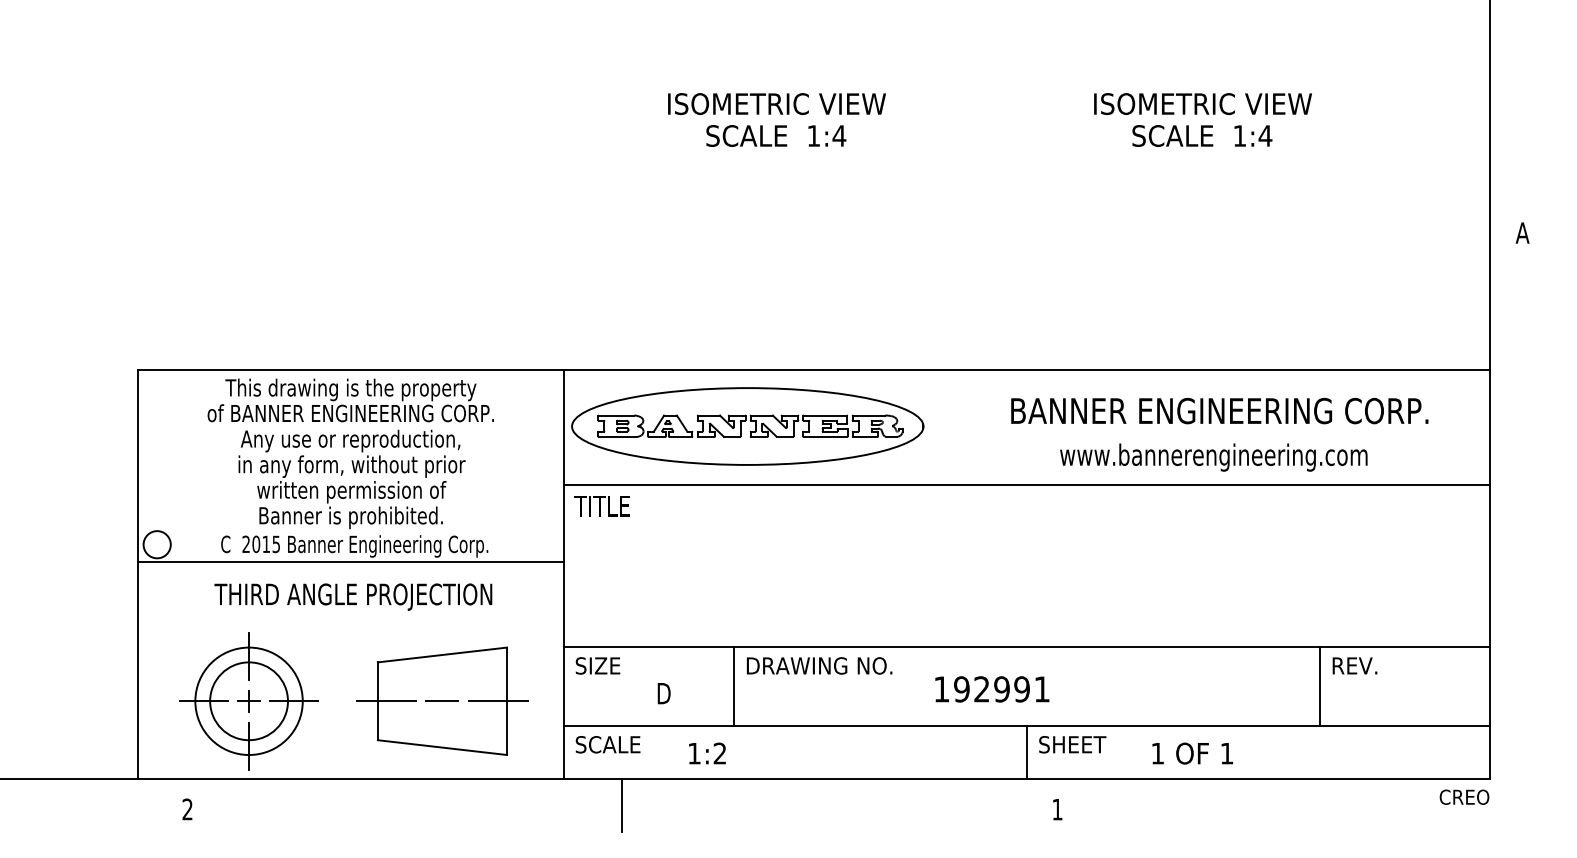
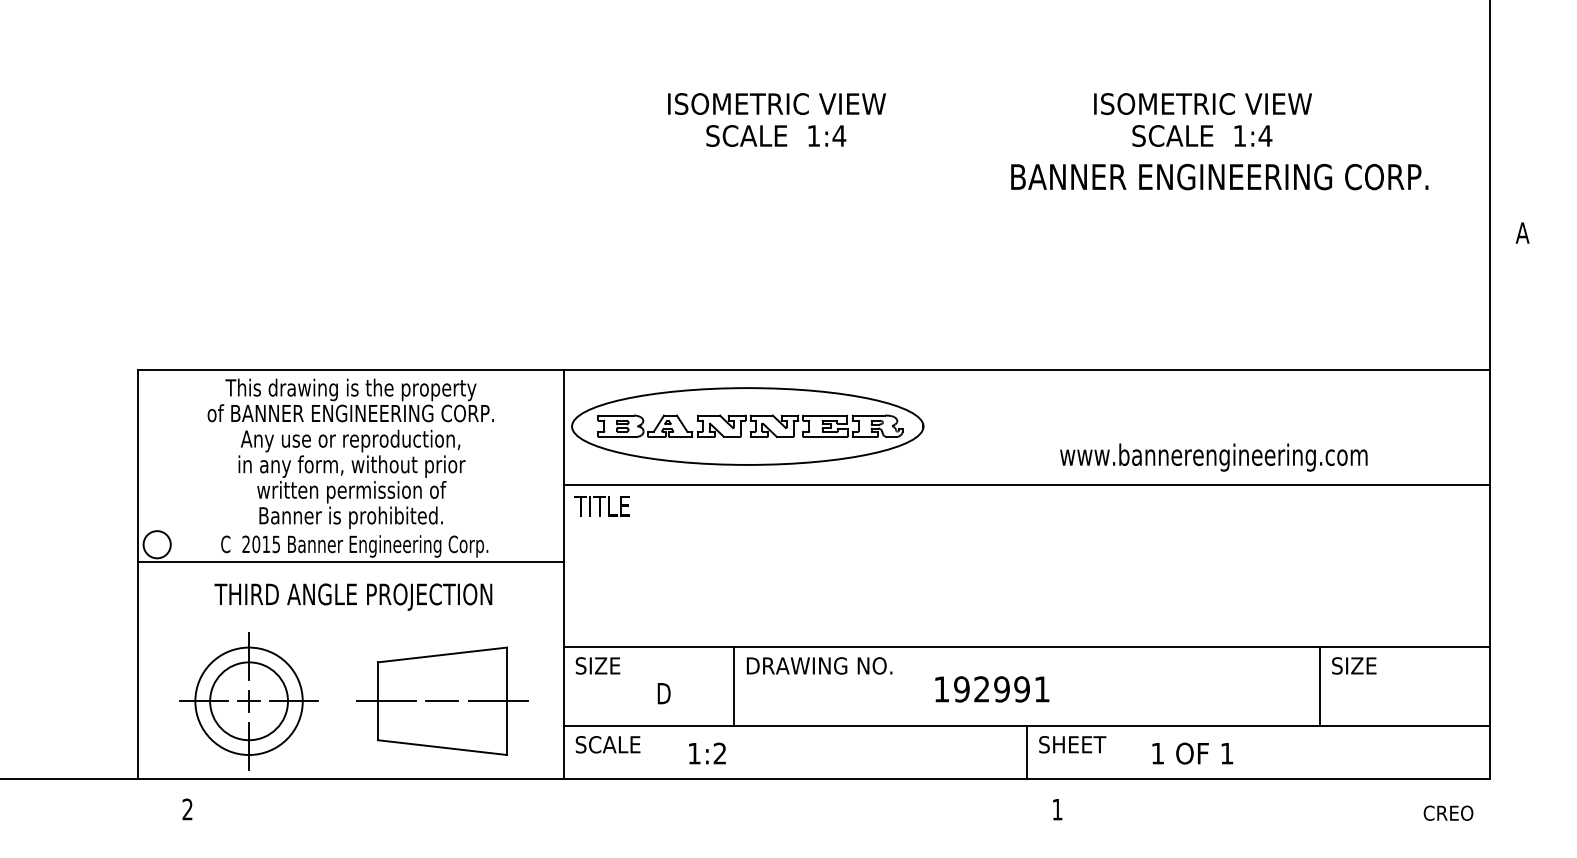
text position: (1219, 410) -> (1219, 176) (1219, 176)
text: REV. -> SIZE (1354, 665)
text position: (1464, 796) -> (1448, 812) (1448, 812)
line: present -> none (622, 805)
